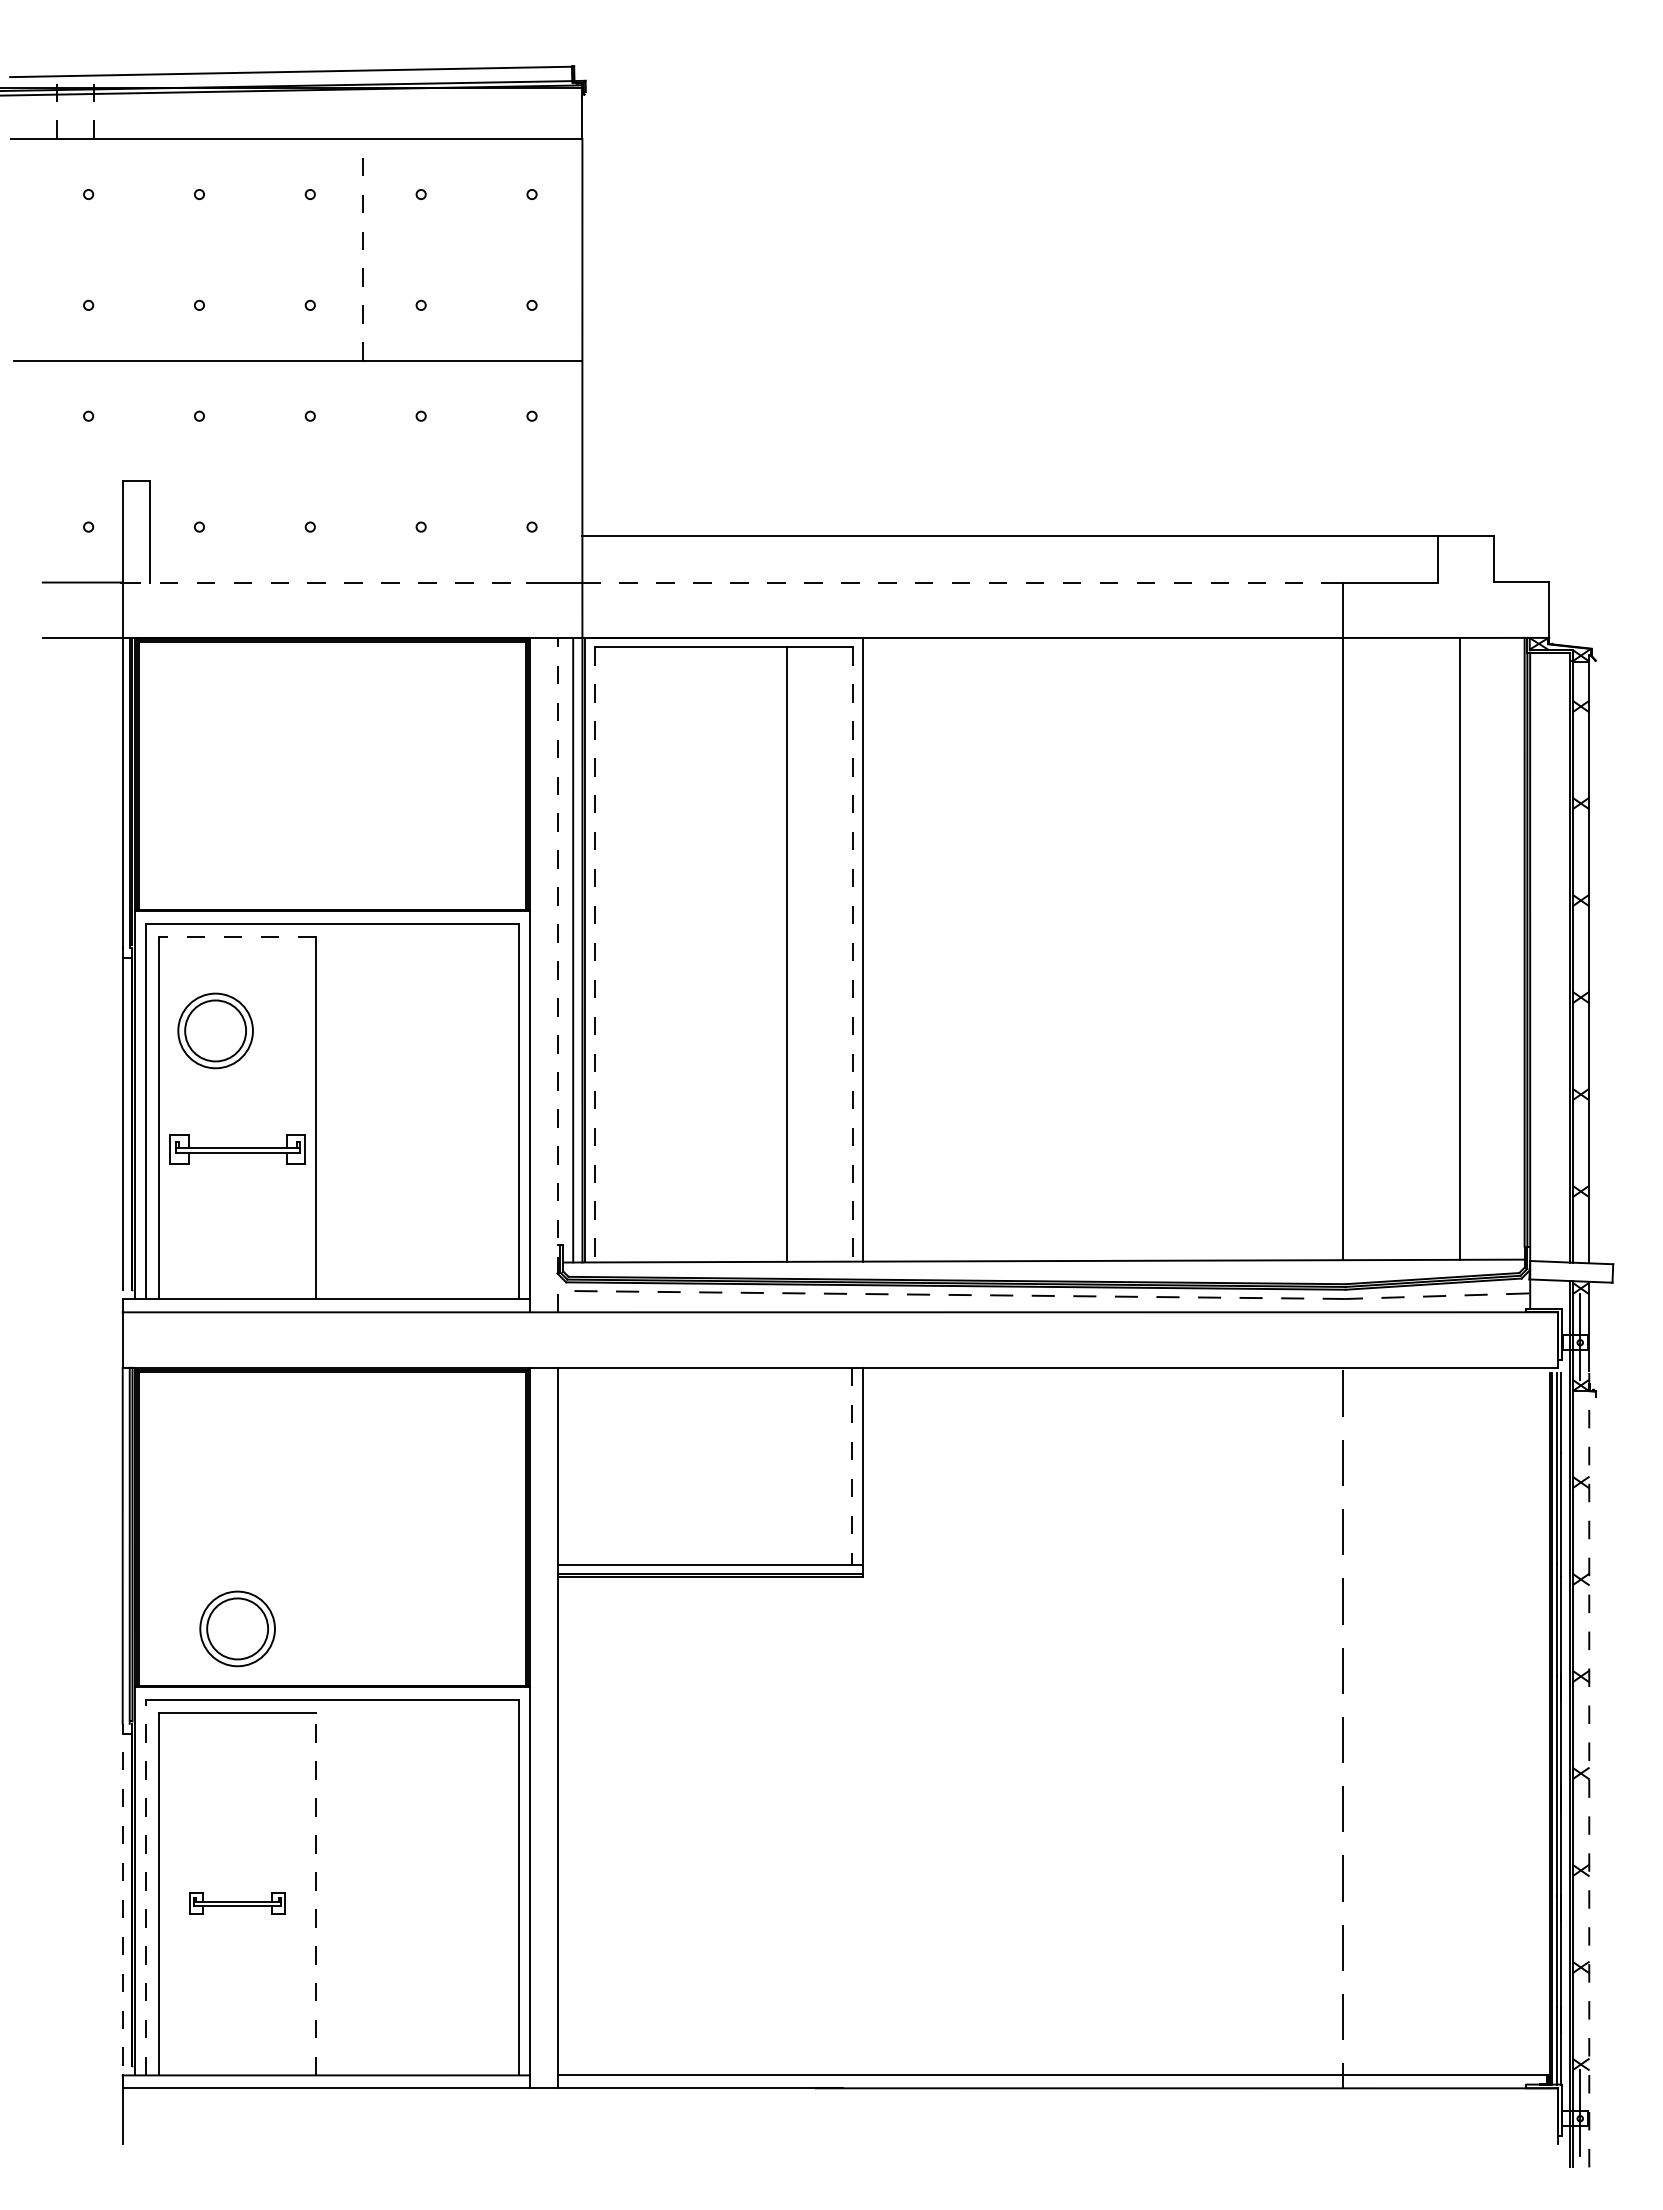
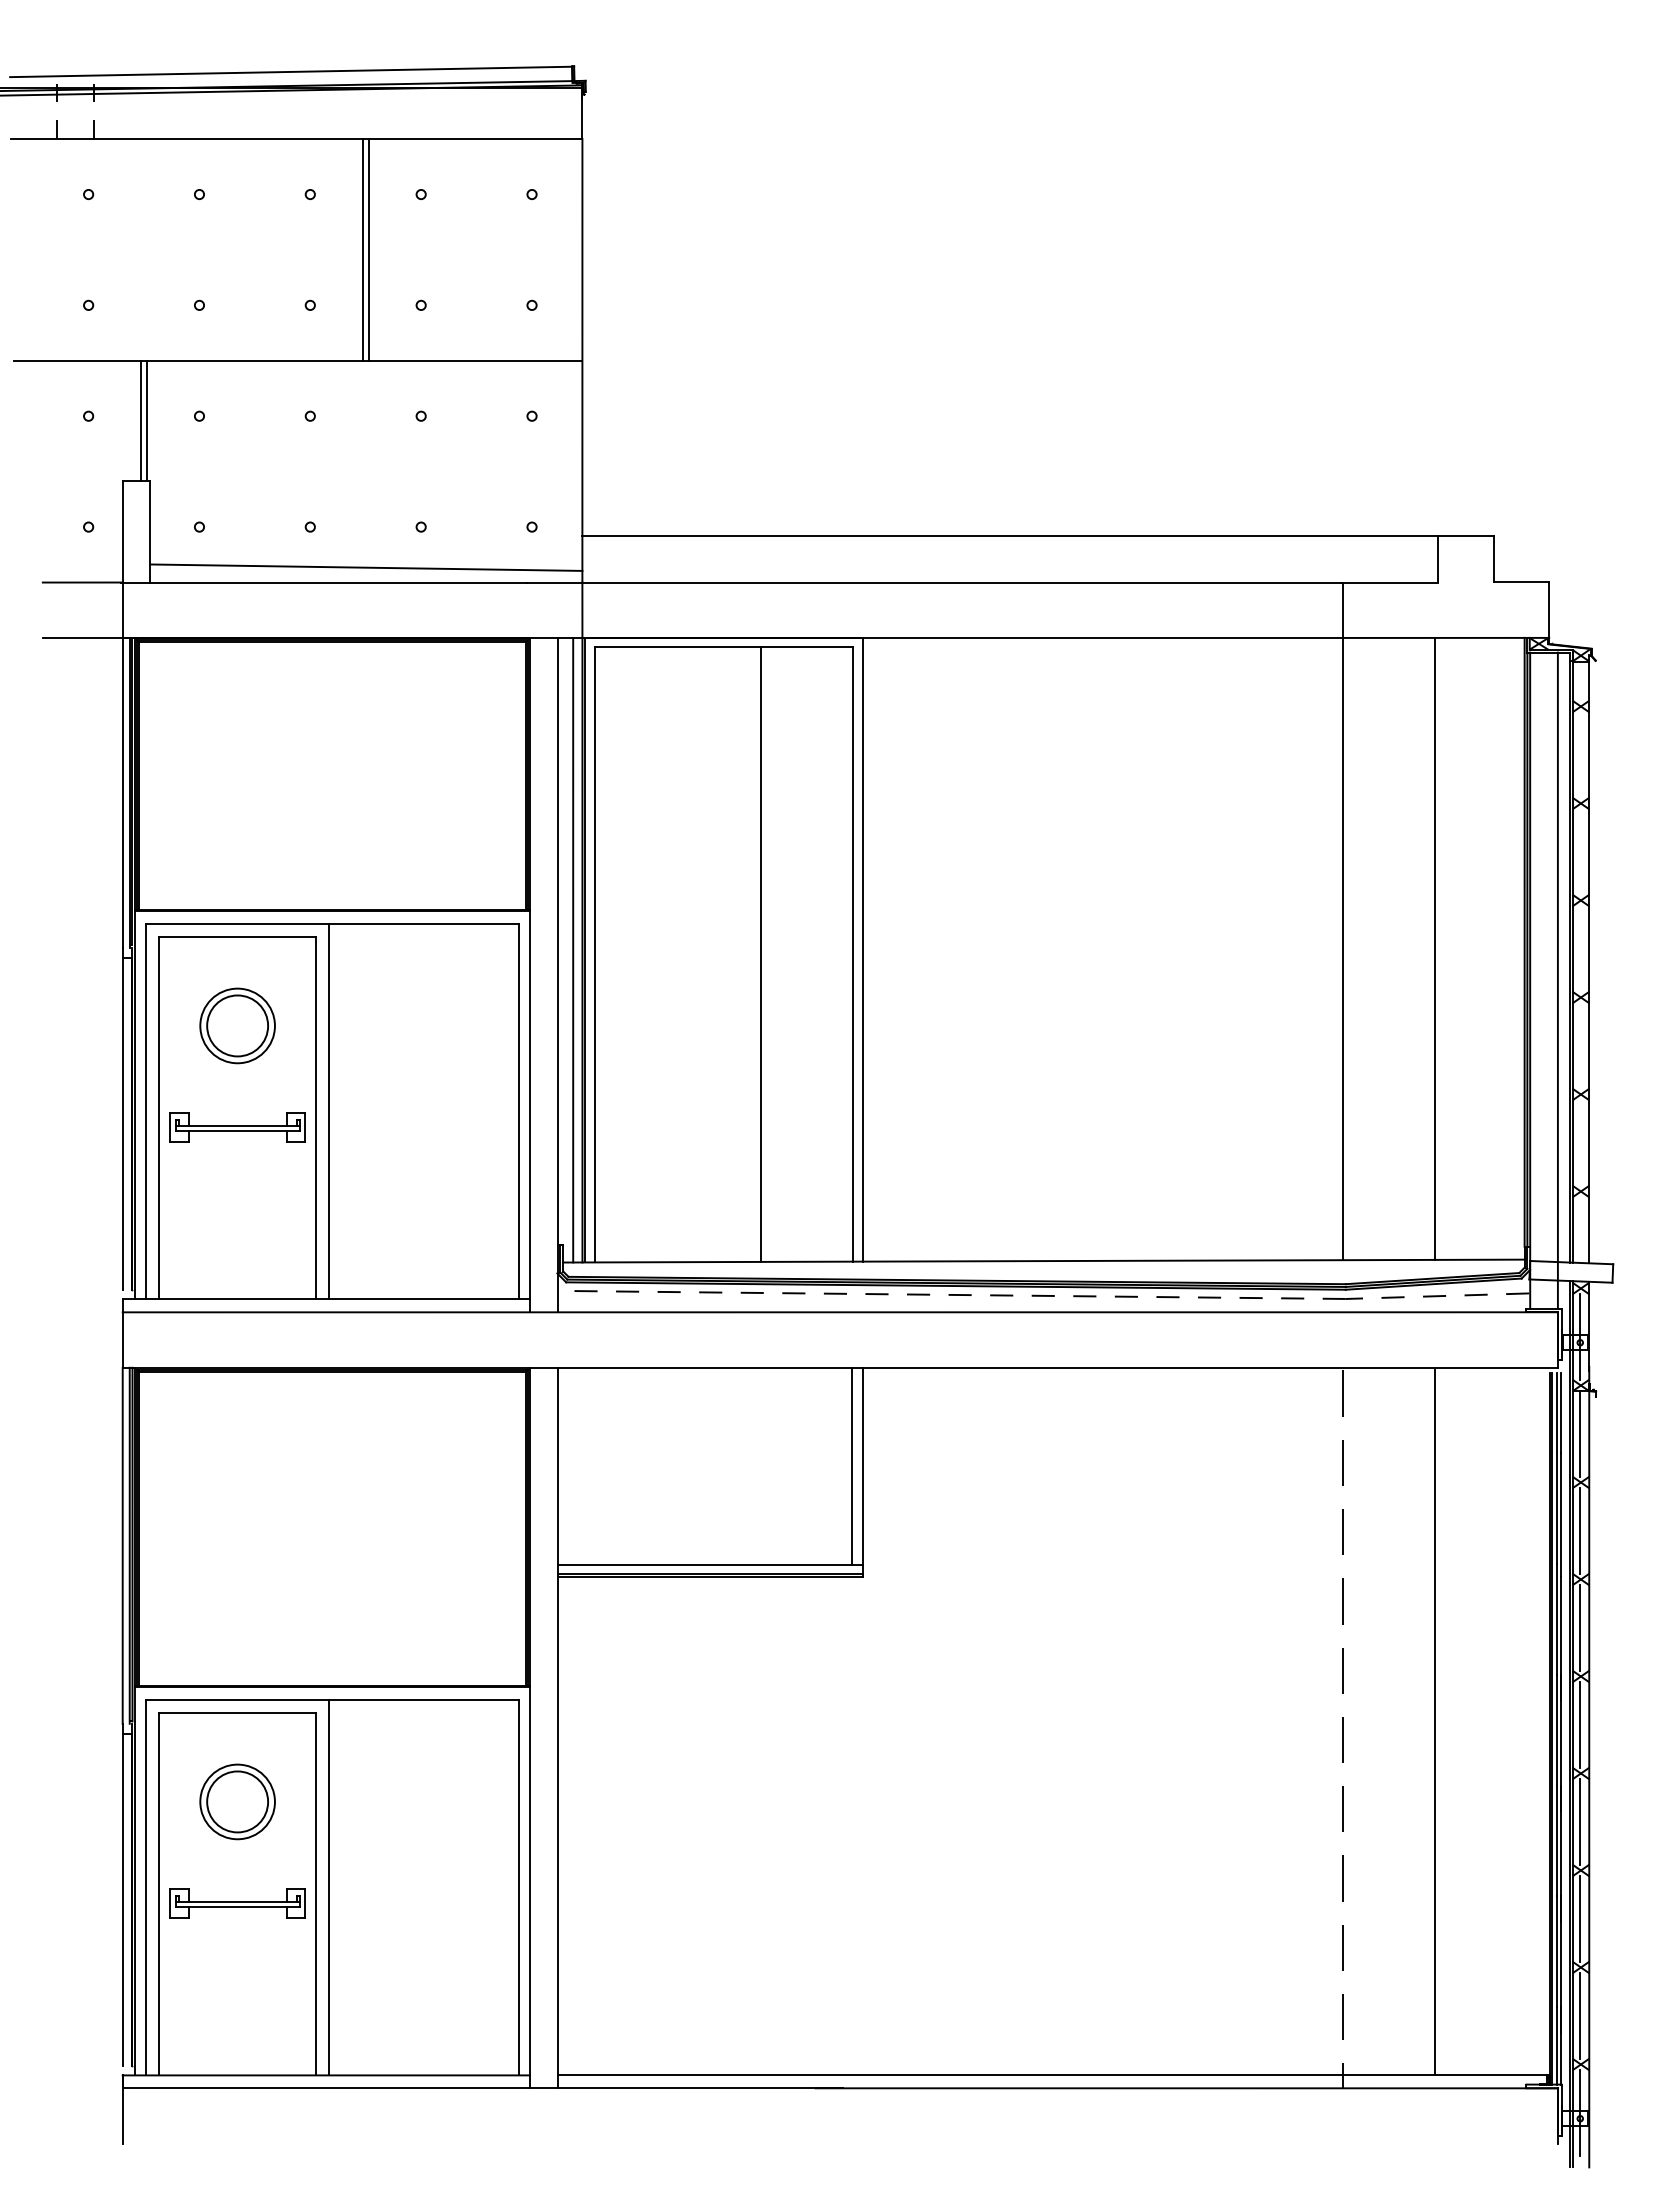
line: dashed -> solid (362, 249)
line: none -> present (368, 249)
line: none -> present (141, 420)
line: none -> present (146, 420)
line: none -> present (366, 567)
line: dashed -> solid (325, 582)
line: dashed -> solid (963, 582)
line: dashed -> solid (237, 937)
line position: (1459, 948) -> (1434, 948) (1434, 948)
line position: (786, 954) -> (760, 954) (760, 954)
line: dashed -> solid (594, 955)
line: dashed -> solid (853, 955)
line: dashed -> solid (557, 974)
line: none -> present (1557, 980)
part position: (215, 1030) -> (237, 1025) (237, 1025)
line: none -> present (329, 1111)
part position: (237, 1149) -> (237, 1127) (237, 1127)
line: none -> present (1580, 1433)
line: dashed -> solid (851, 1466)
line: none -> present (1580, 1530)
line: none -> present (1580, 1627)
part position: (237, 1628) -> (237, 1801) (237, 1801)
line: none -> present (1434, 1722)
line: none -> present (1580, 1724)
line: dashed -> solid (1589, 1766)
line: none -> present (1580, 1821)
line: dashed -> solid (146, 1887)
line: none -> present (329, 1887)
line: dashed -> solid (316, 1893)
line: dashed -> solid (122, 1894)
part size: 97x23 px -> 137x31 px (237, 1903)
line: none -> present (1580, 1918)
line: none -> present (1580, 2015)
